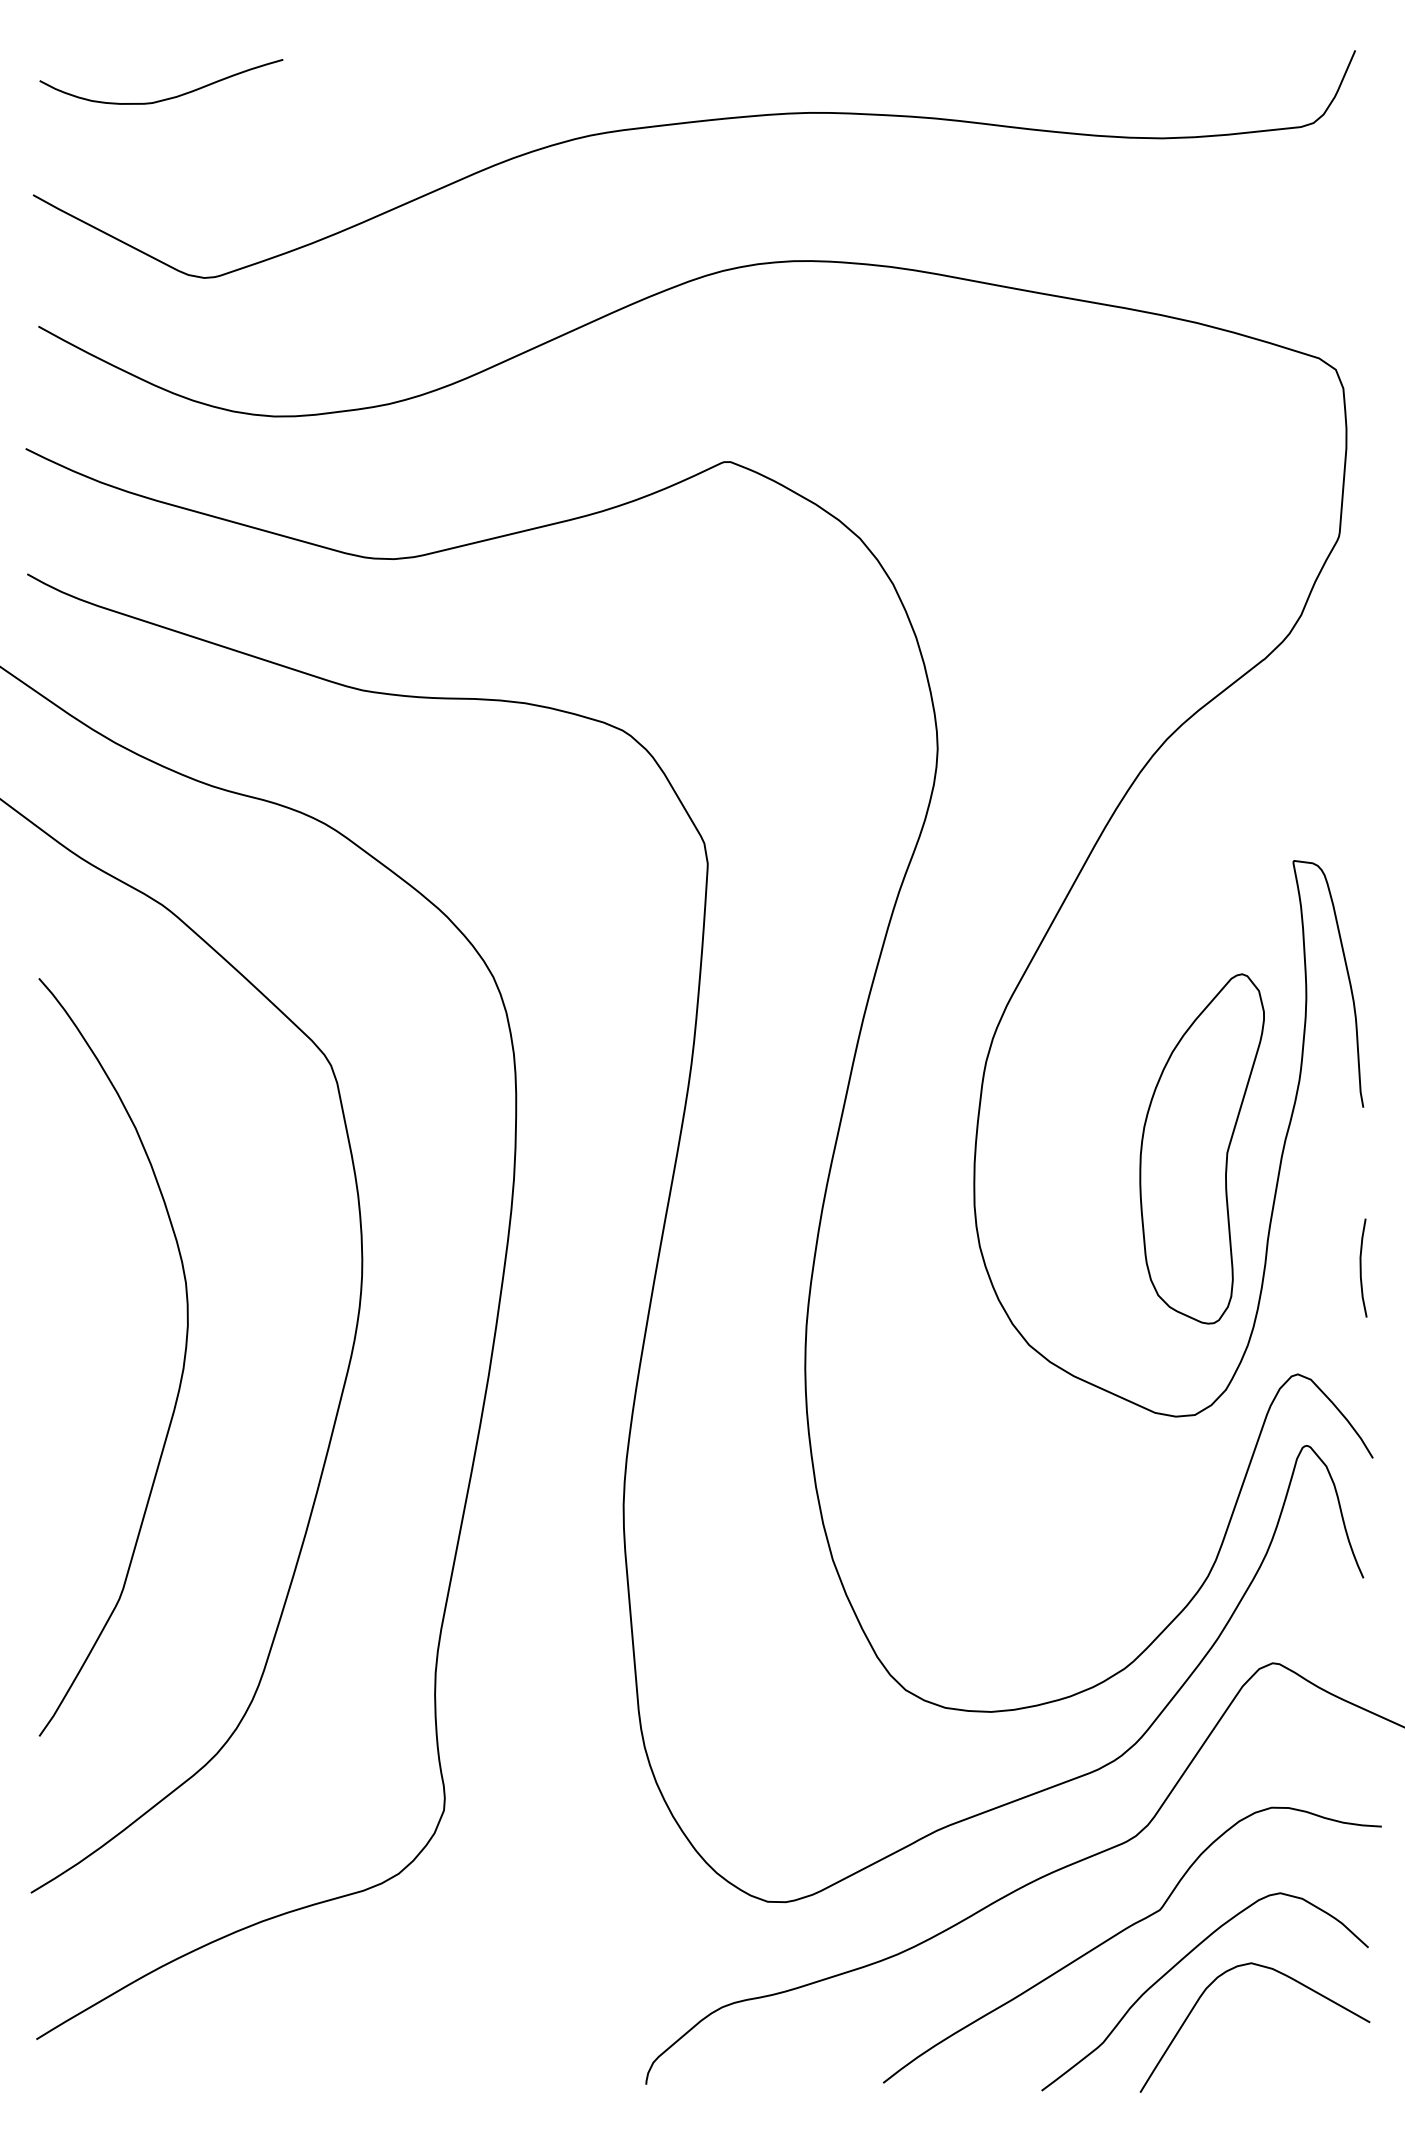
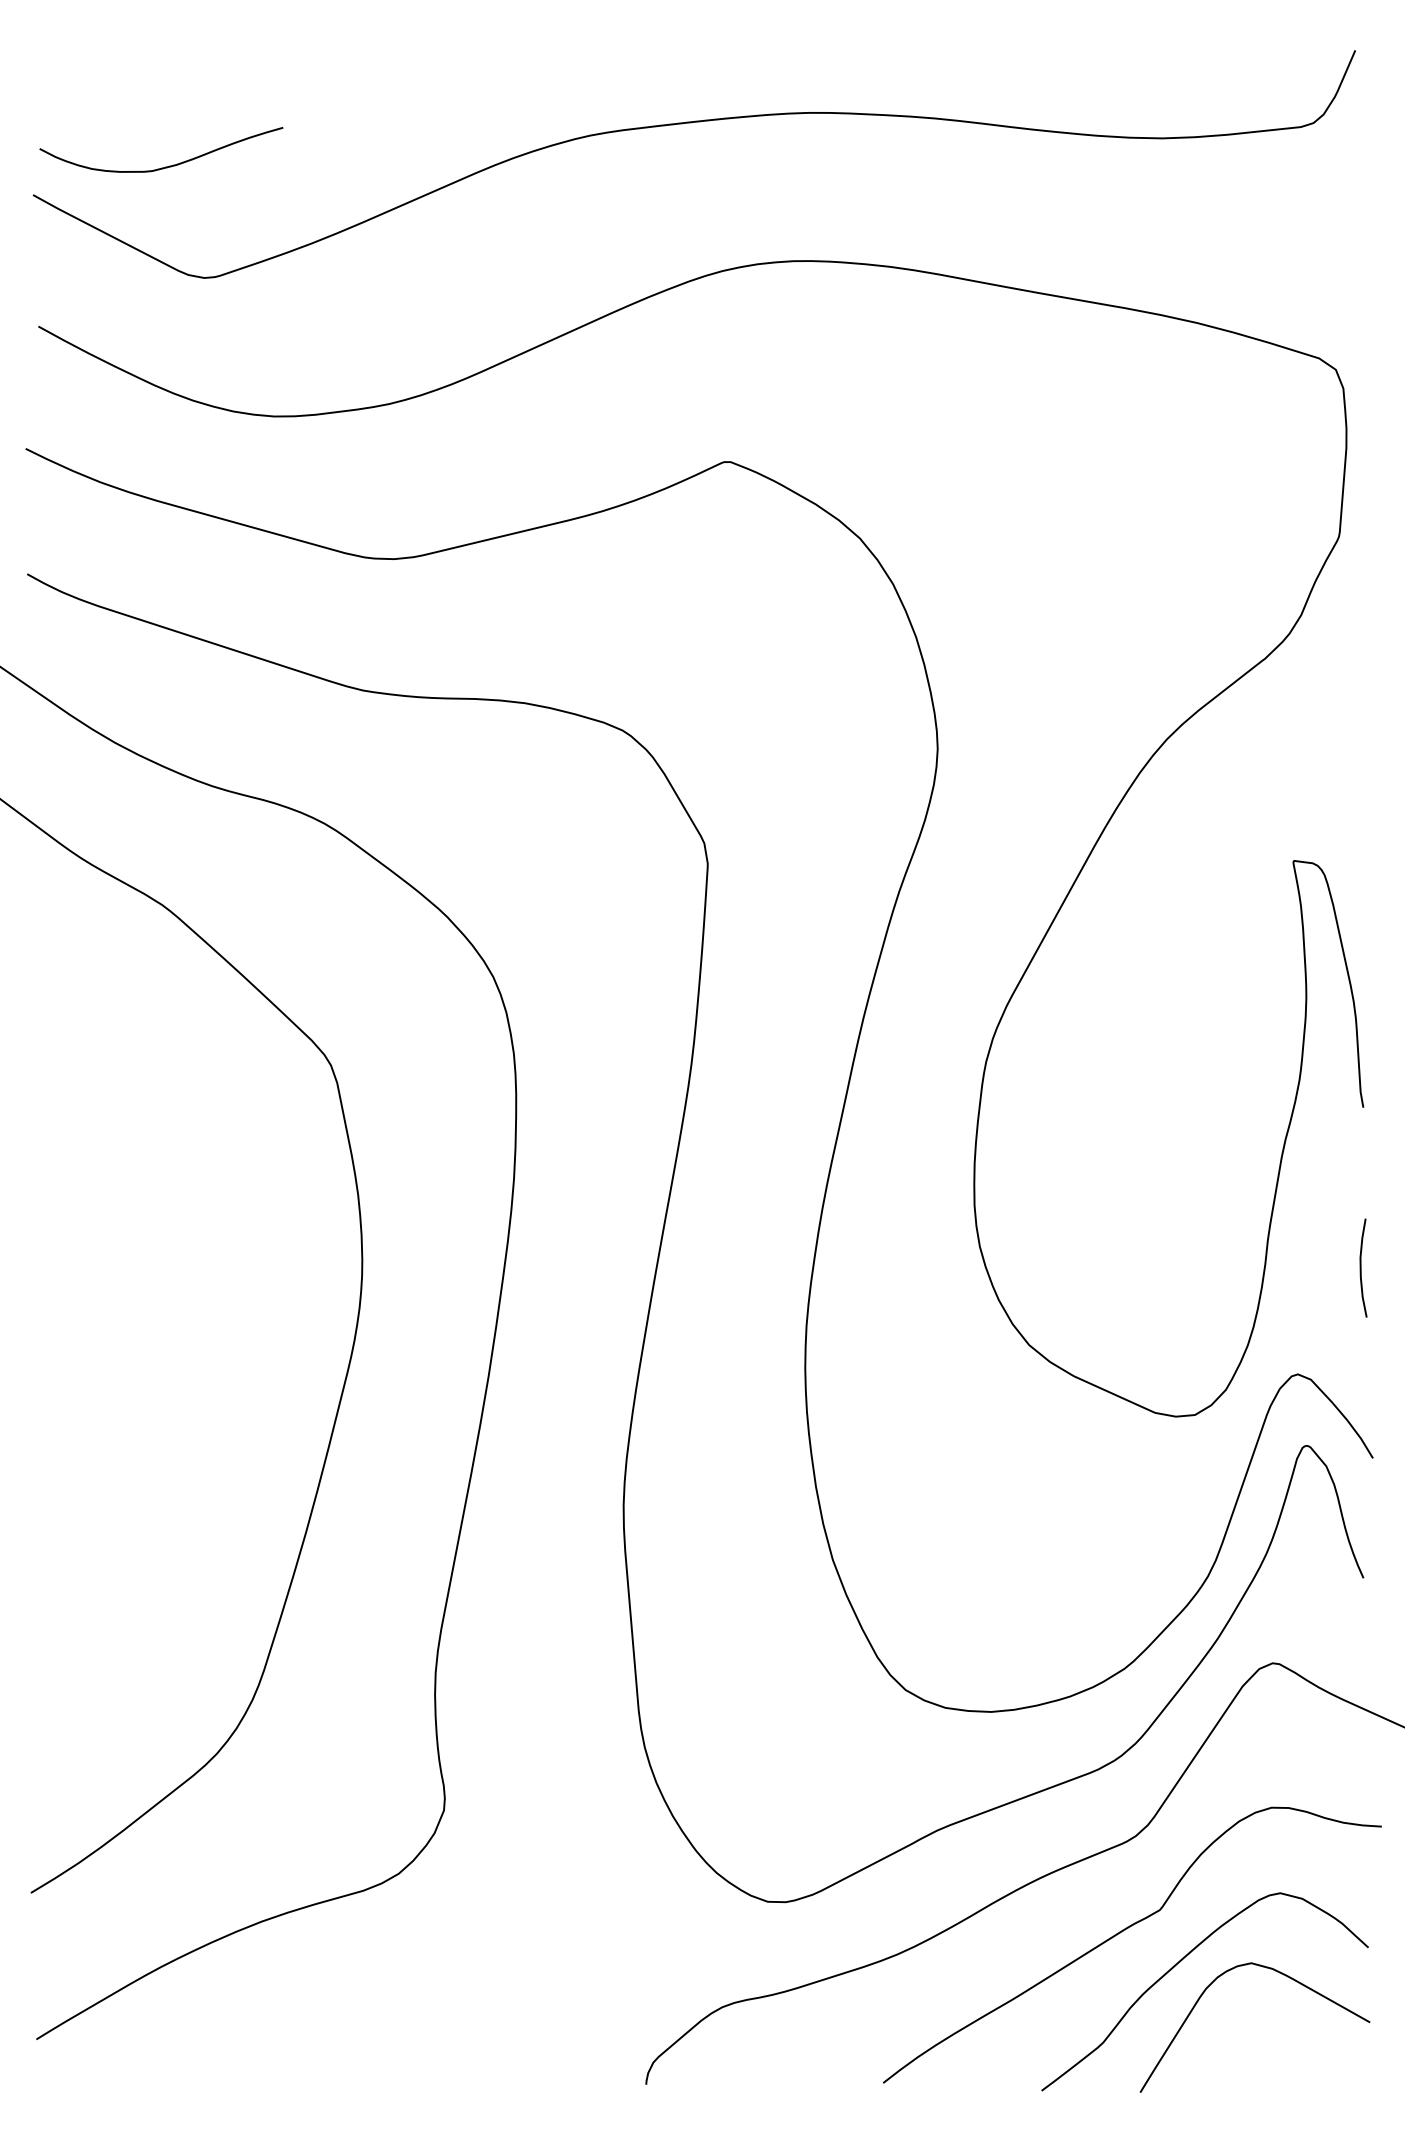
curve position: (165, 98) -> (165, 166) (165, 166)
part: present -> none (1201, 1148)
curve: present -> none (182, 1366)
